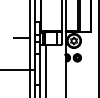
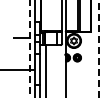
line: solid -> dashed (30, 49)
line: solid -> dashed (98, 49)
